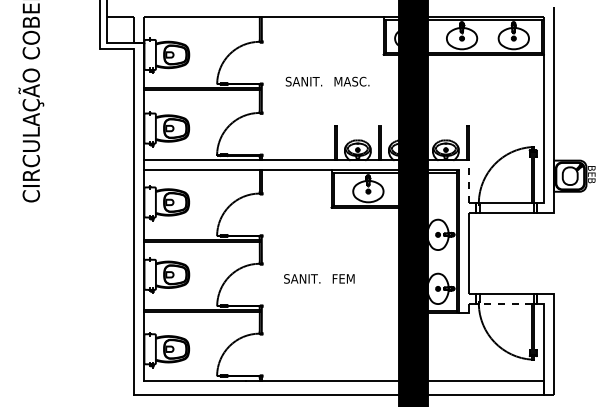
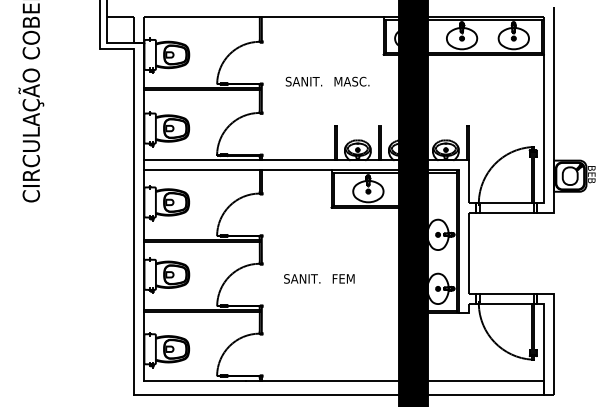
line: dashed -> solid (469, 180)
line: dashed -> solid (505, 304)
